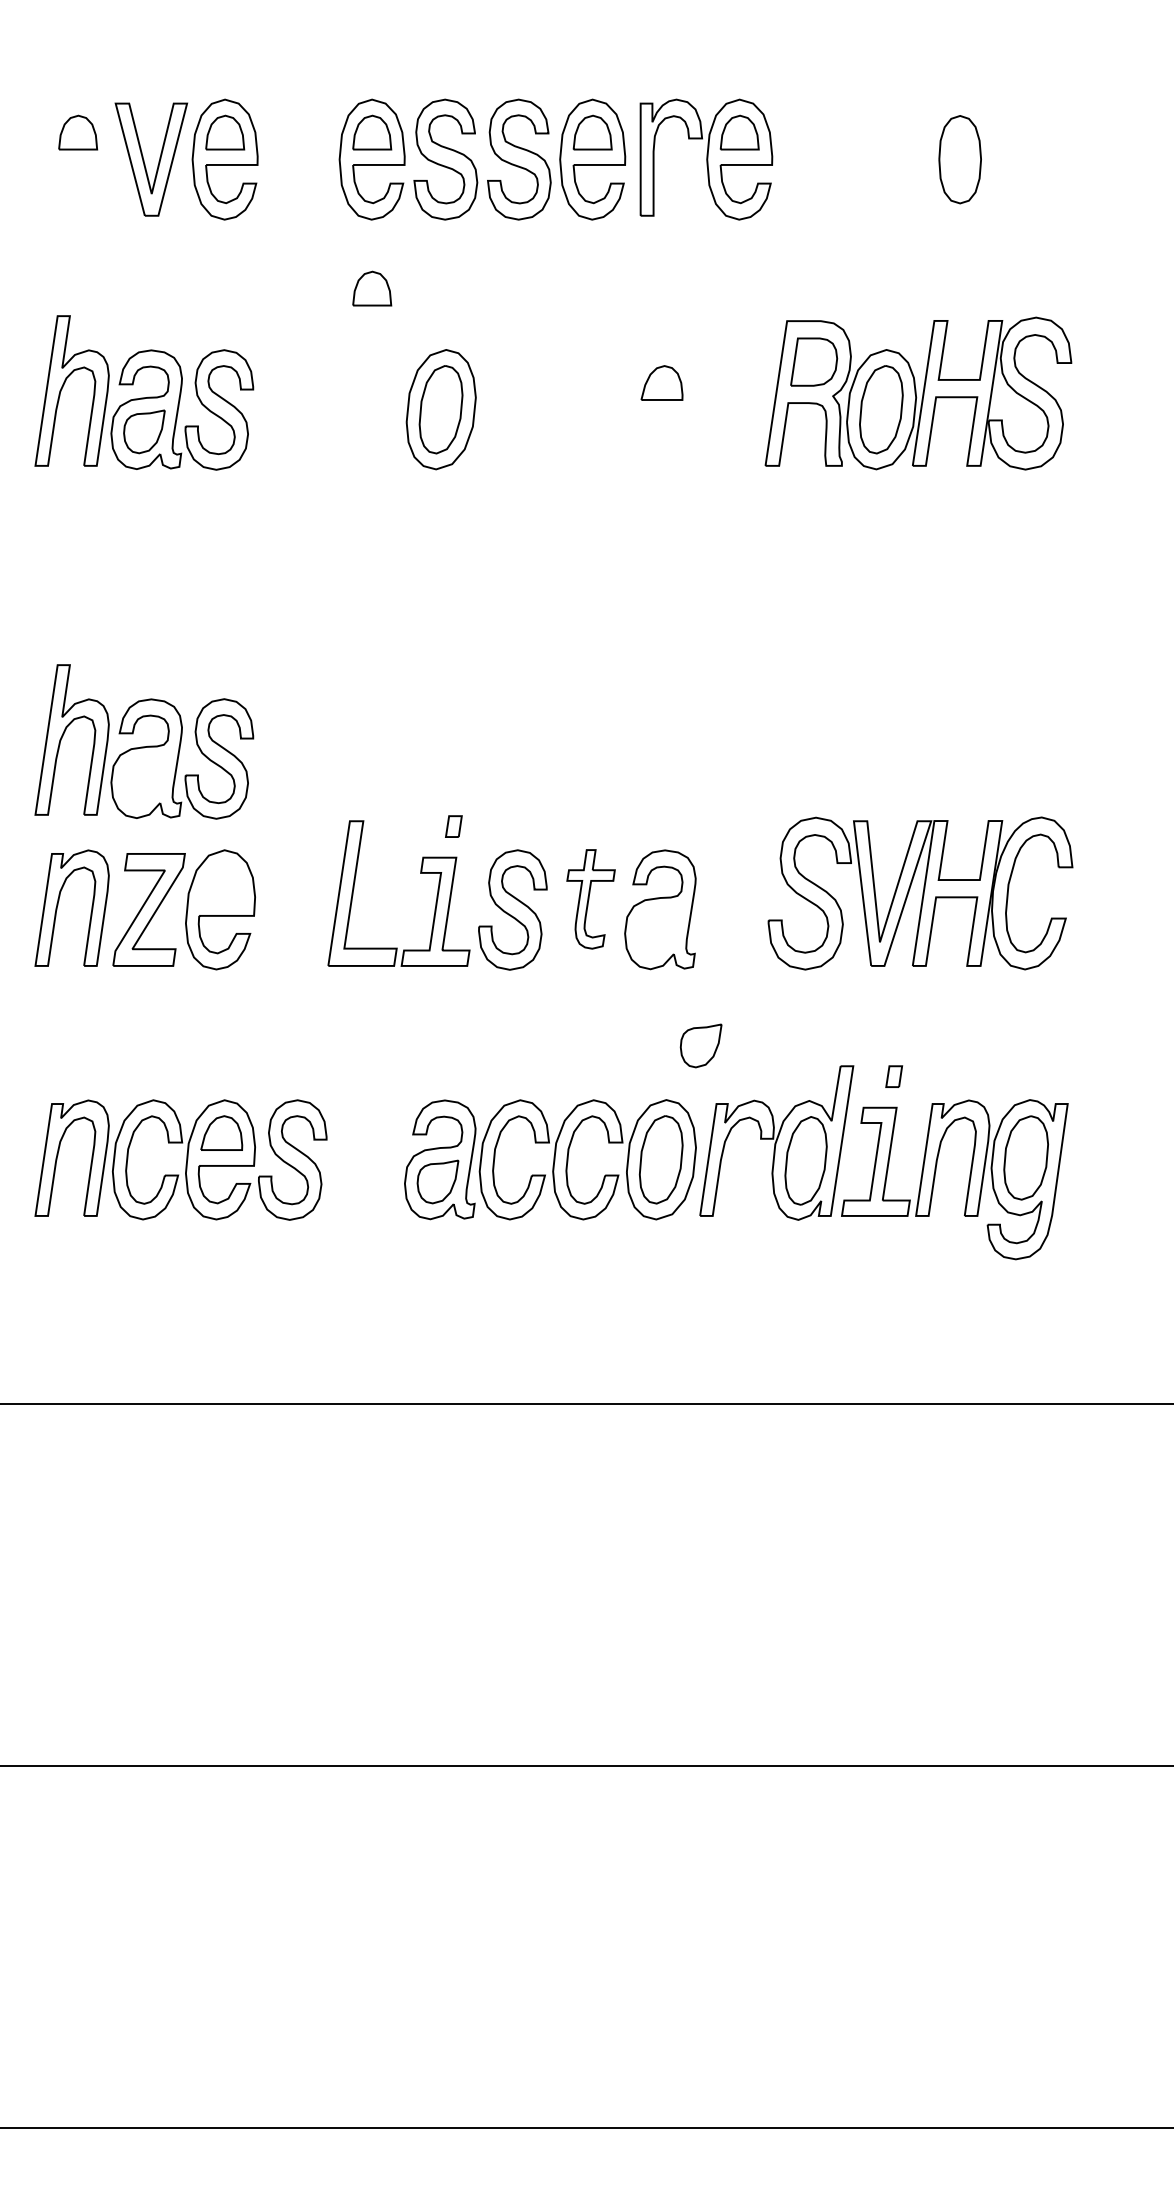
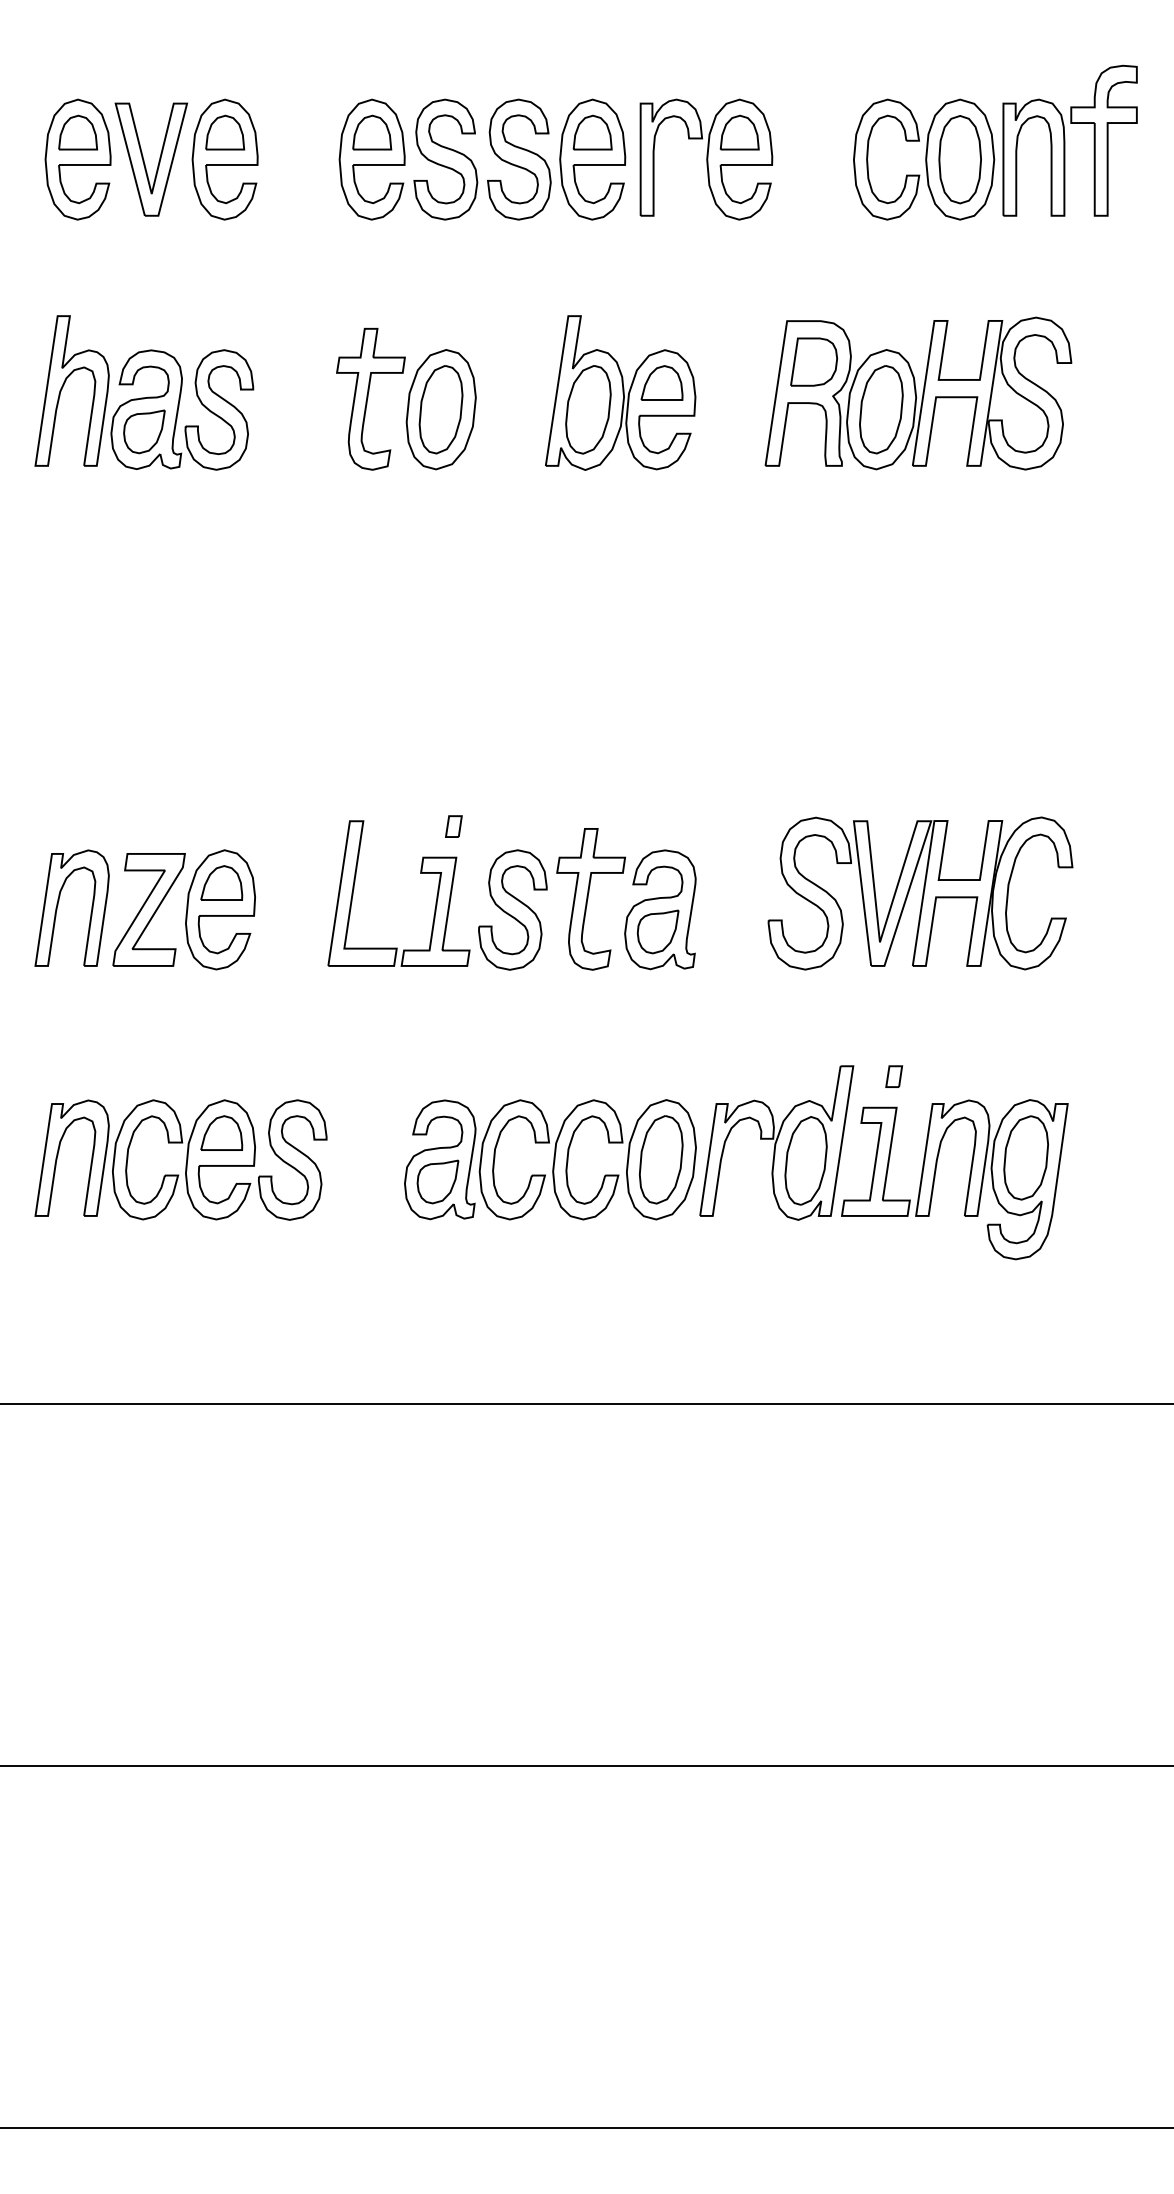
part: none -> present (995, 142)
part: none -> present (77, 159)
part: present -> none (372, 288)
part: none -> present (620, 392)
part: none -> present (370, 398)
part: present -> none (144, 741)
part: none -> present (221, 882)
part size: 50x101 px -> 70x143 px (590, 899)
part position: (700, 1045) -> (657, 931) (657, 931)
